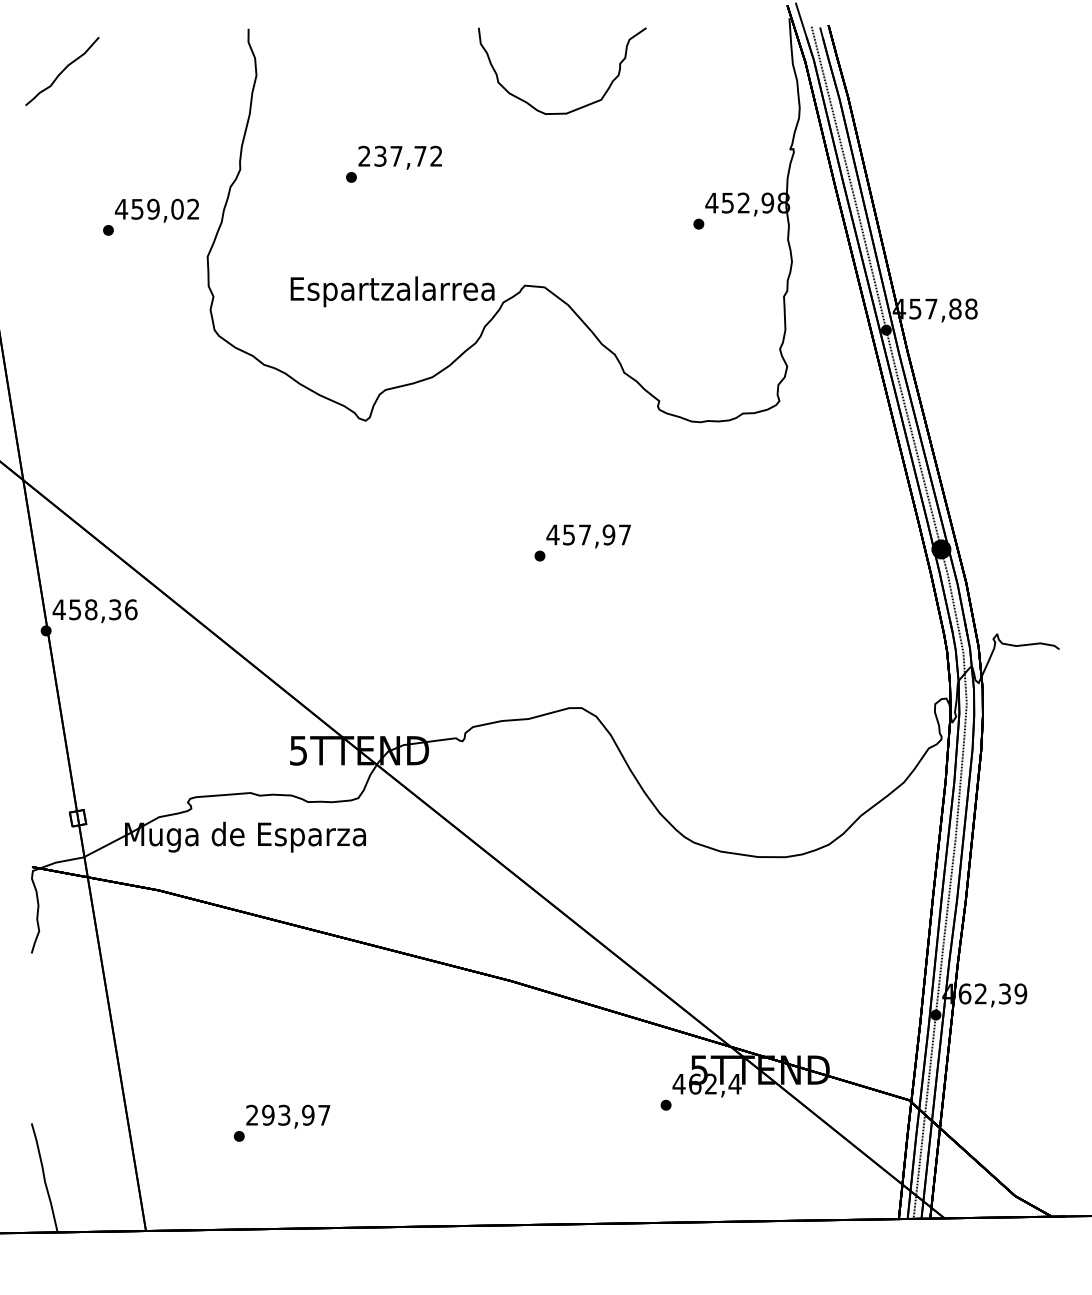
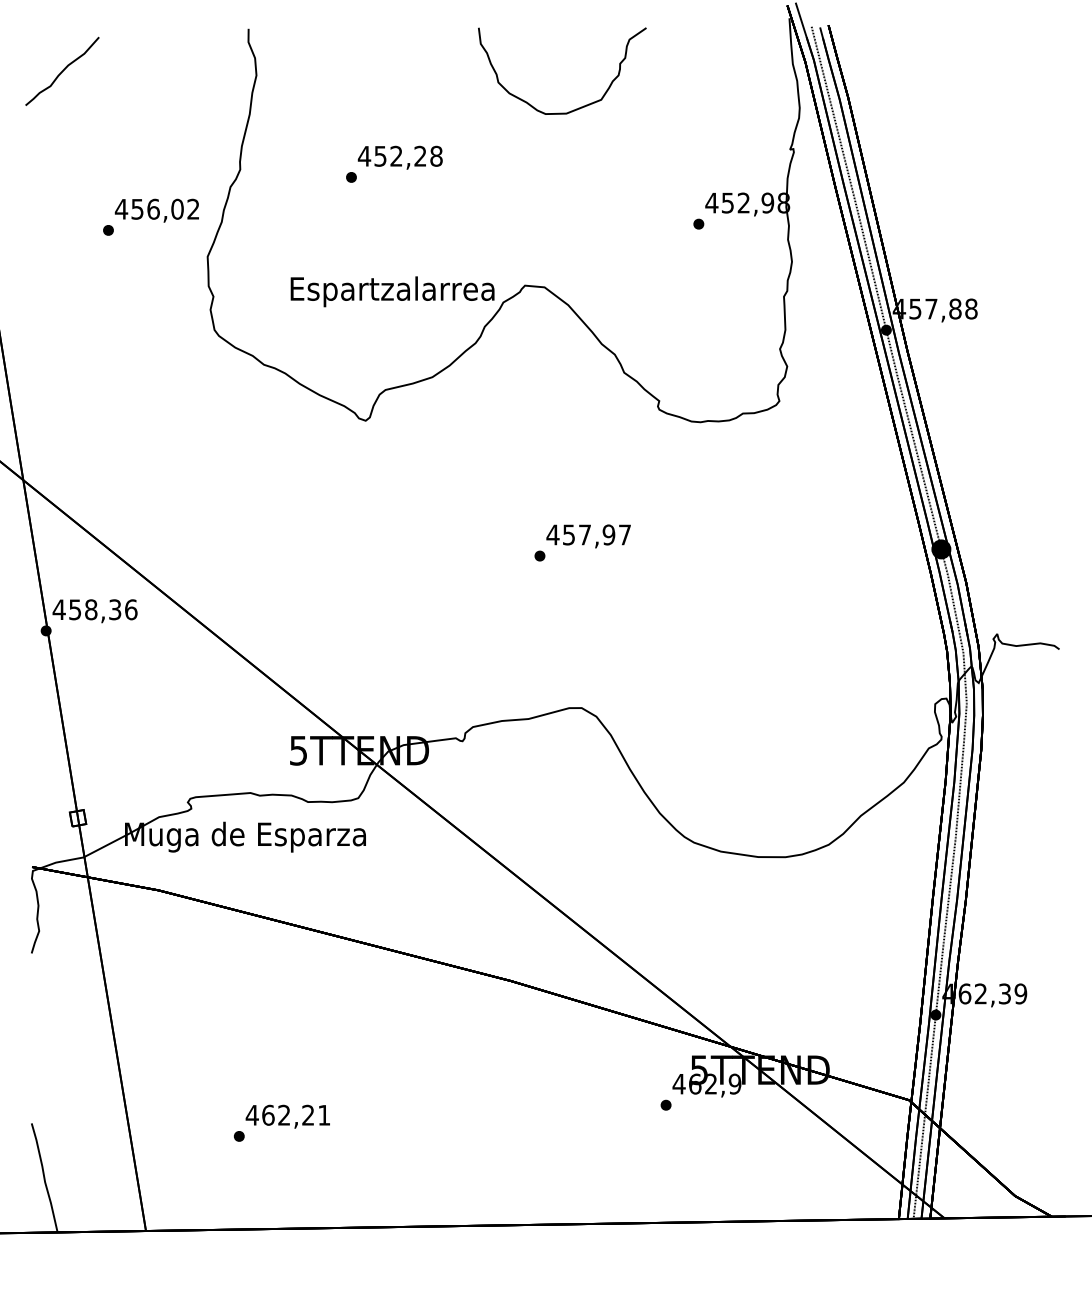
text: 237,72 -> 452,28 (399, 155)
text: 459,02 -> 456,02 (153, 208)
text: 462,4 -> 462,9 (734, 1083)
text: 293,97 -> 462,21 (287, 1114)
